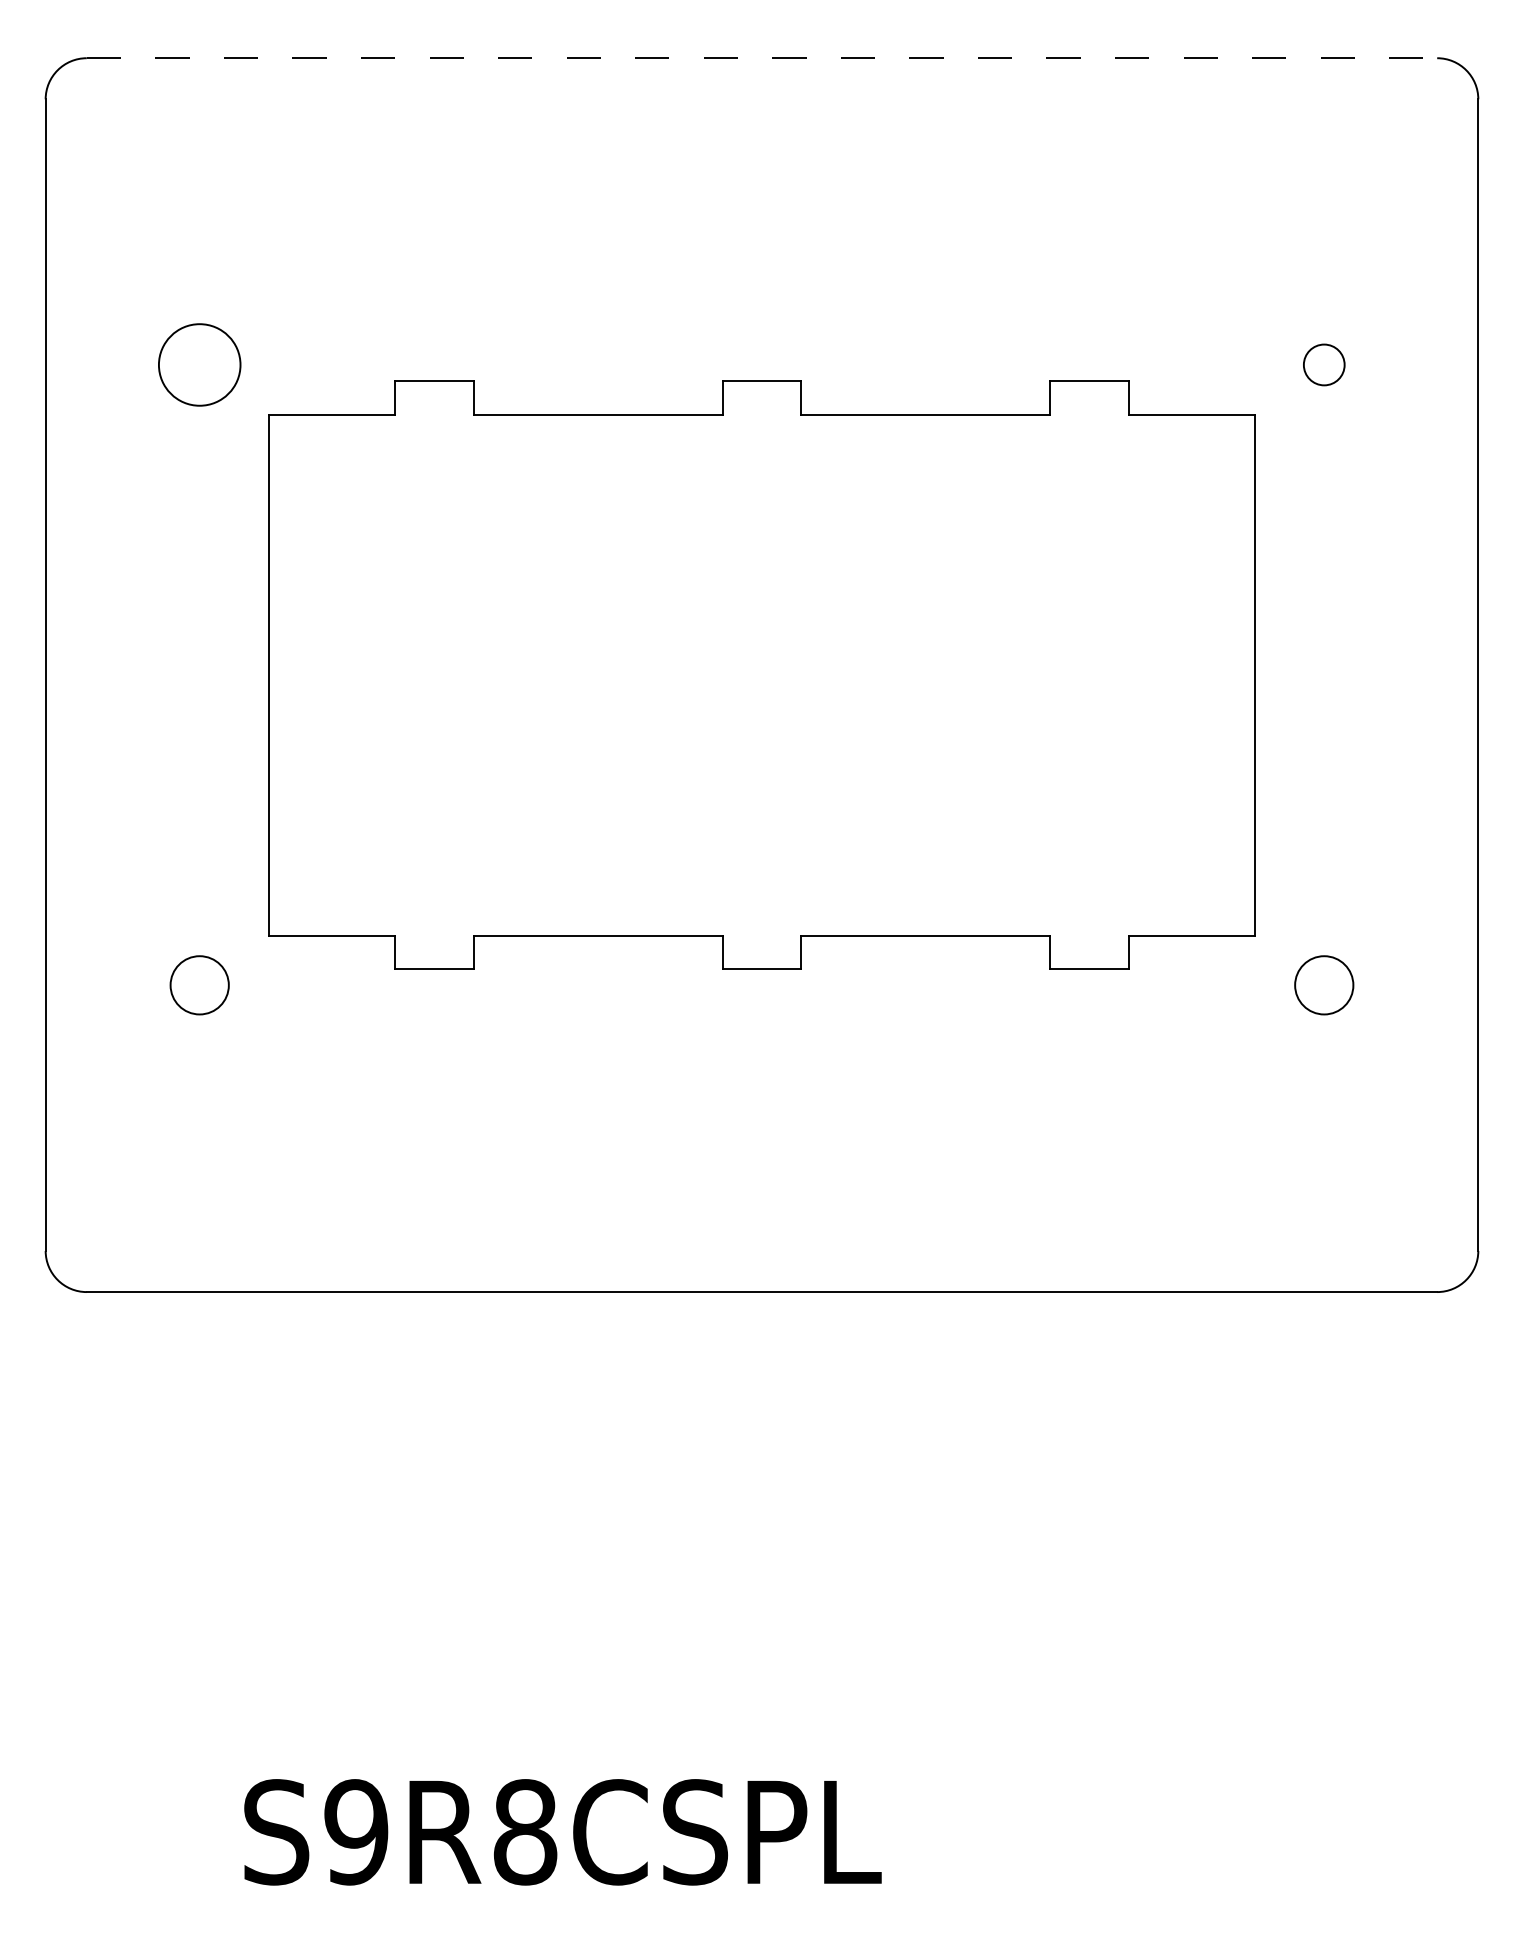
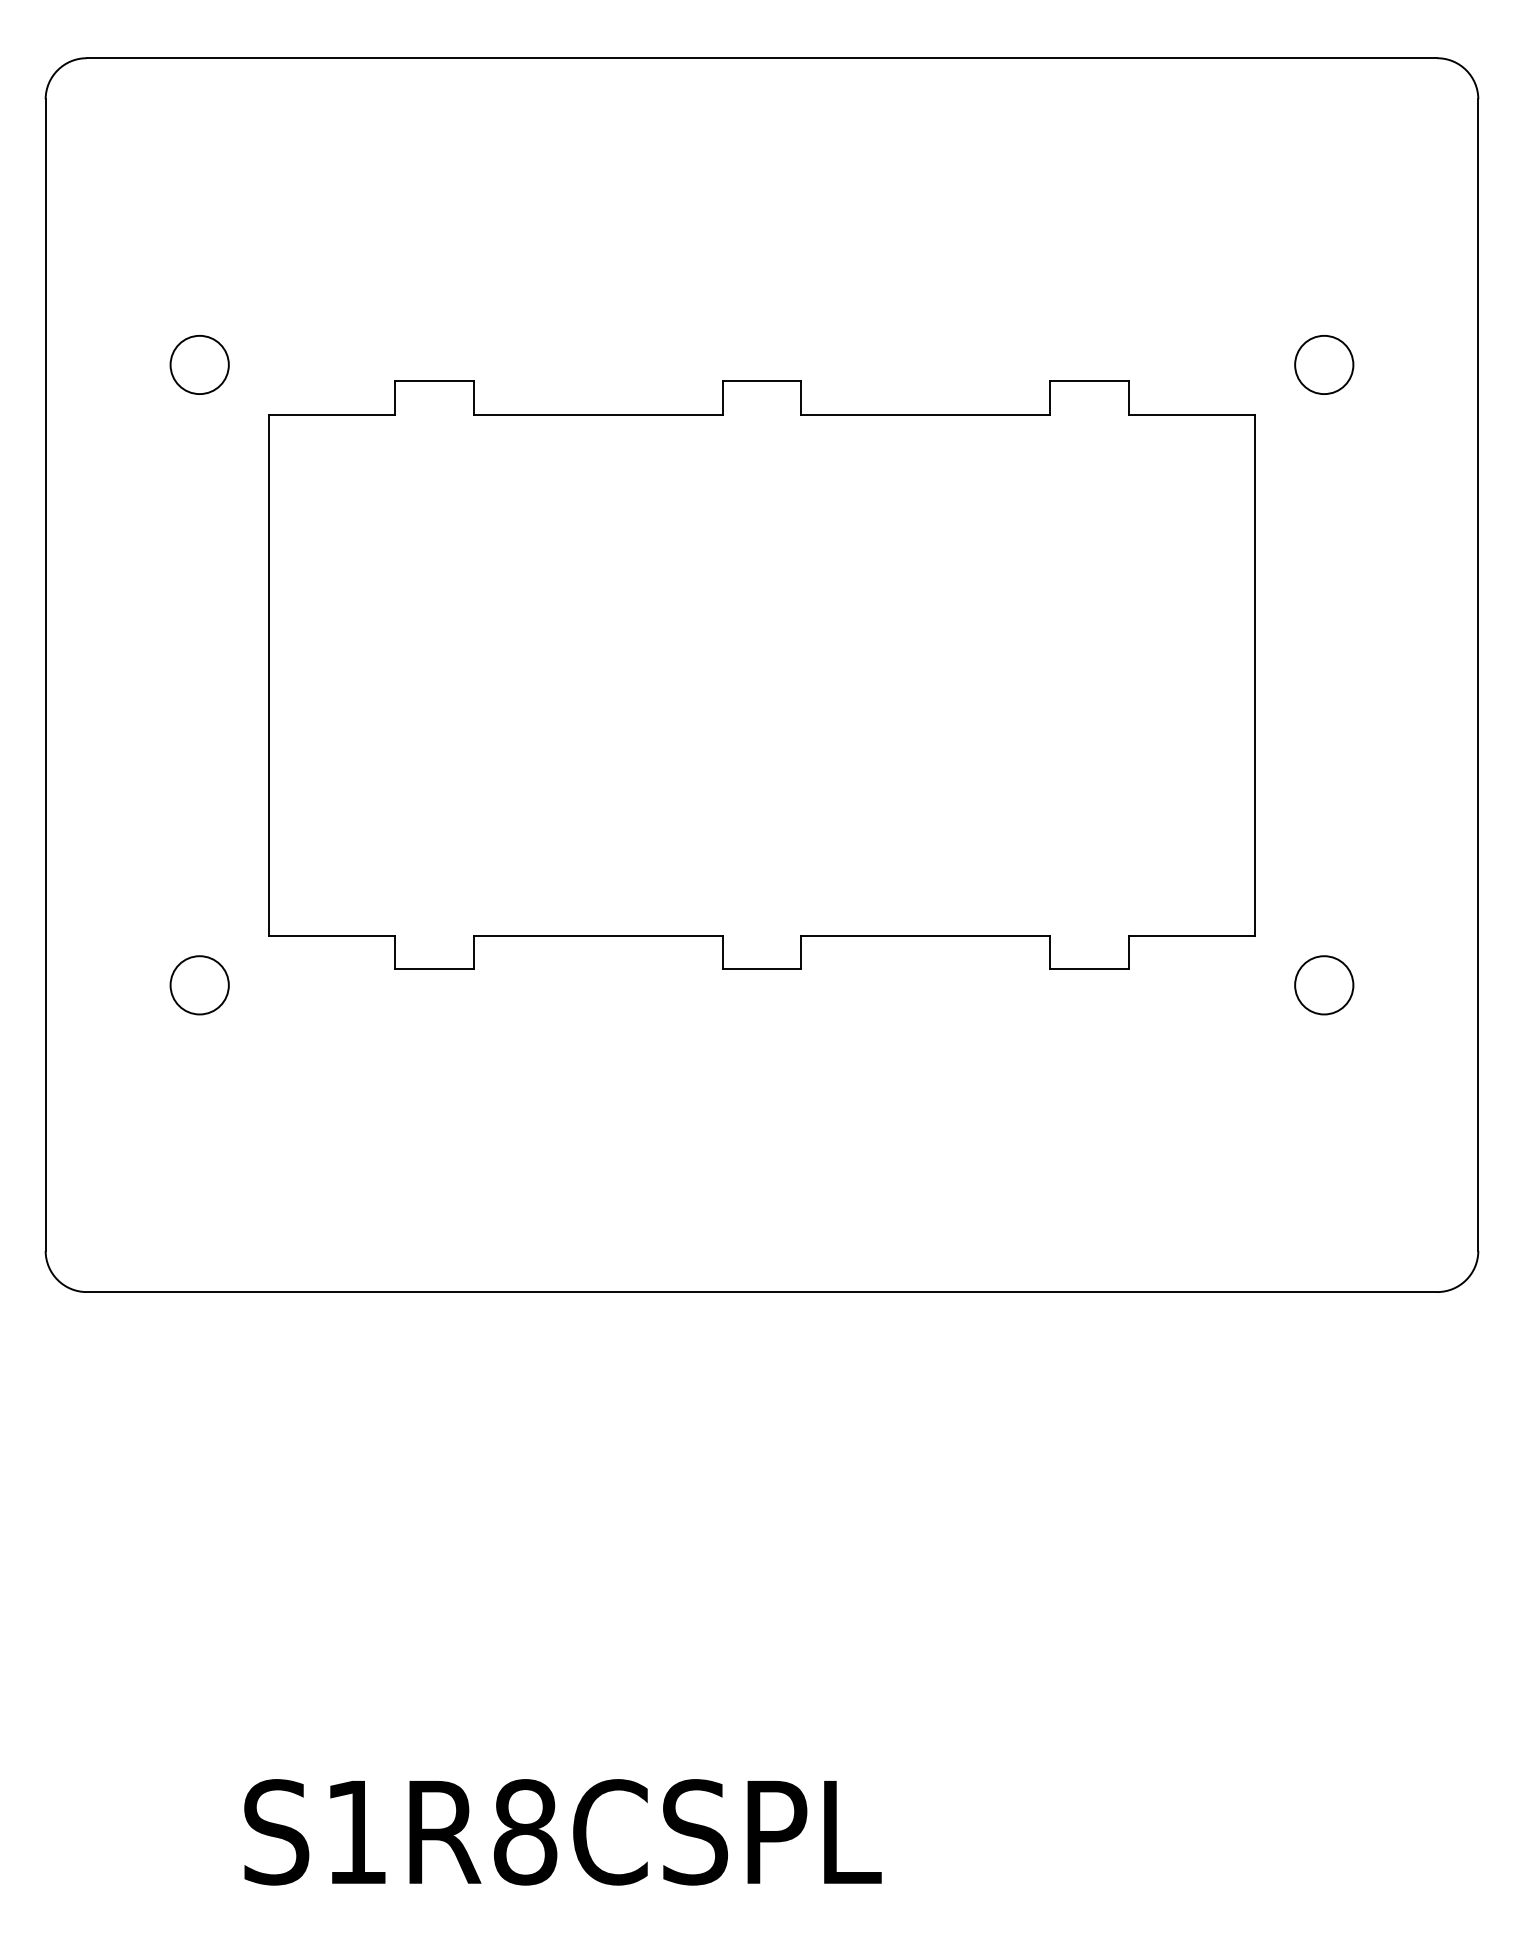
line: dashed -> solid (762, 58)
circle diameter: 82 px -> 58 px (199, 364)
circle diameter: 41 px -> 58 px (1324, 364)
text: S9R8CSPL -> S1R8CSPL (356, 1832)
